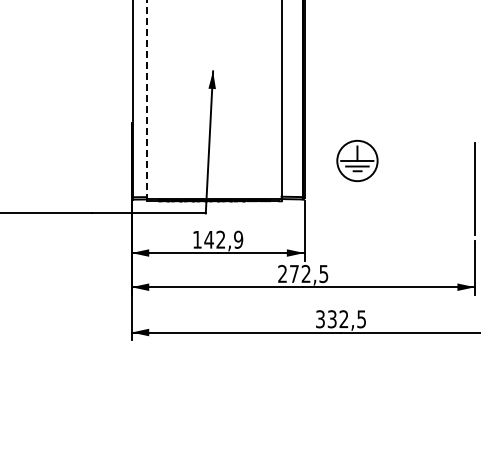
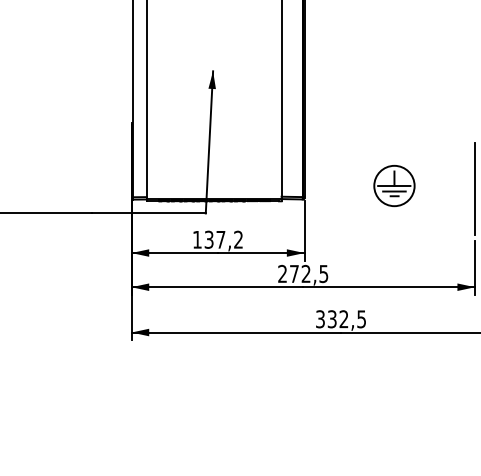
line: dashed -> solid (146, 100)
part position: (357, 161) -> (394, 186) (394, 186)
text: 142,9 -> 137,2 (223, 239)
